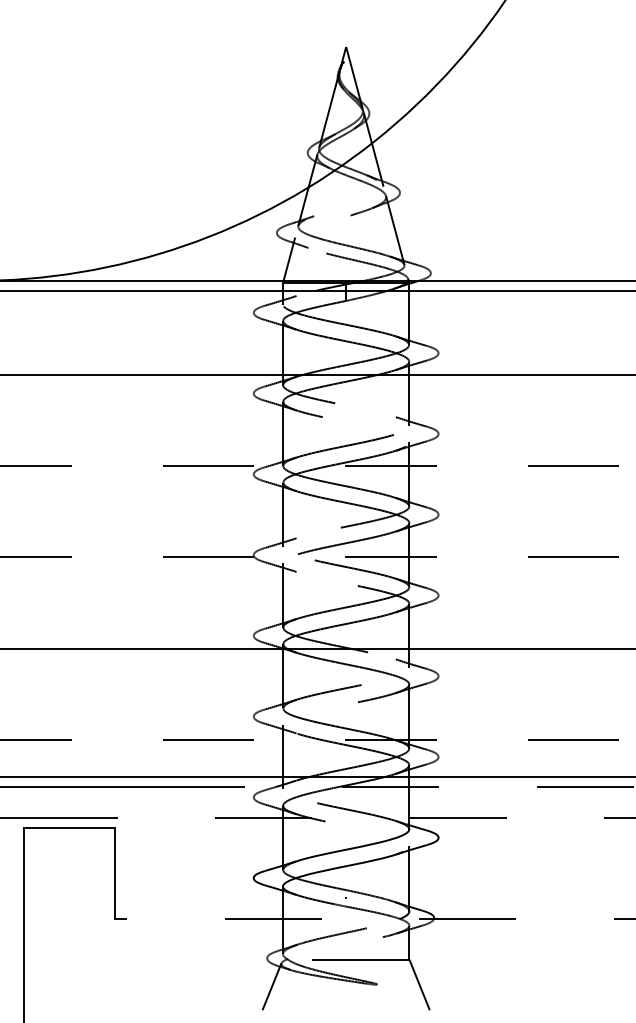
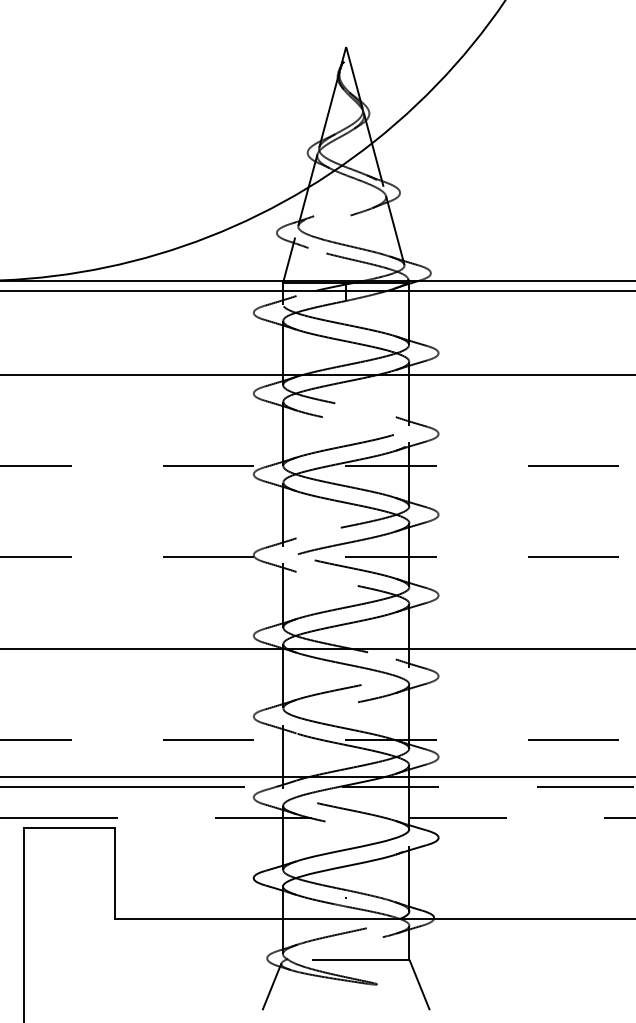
line: dashed -> solid (374, 919)
